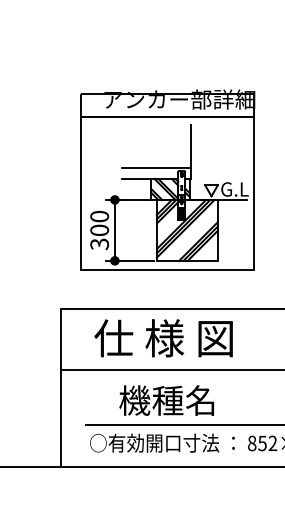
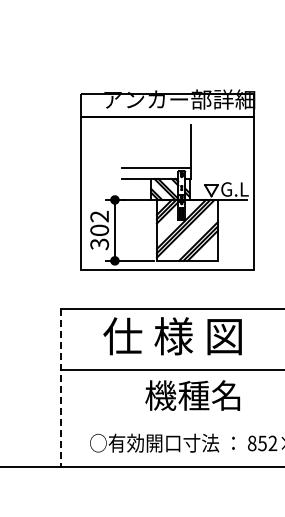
text: 300 -> 302 (99, 216)
text position: (163, 338) -> (172, 336) (172, 336)
line: solid -> dashed (61, 388)
text position: (166, 400) -> (192, 395) (192, 395)
line: present -> none (183, 424)
